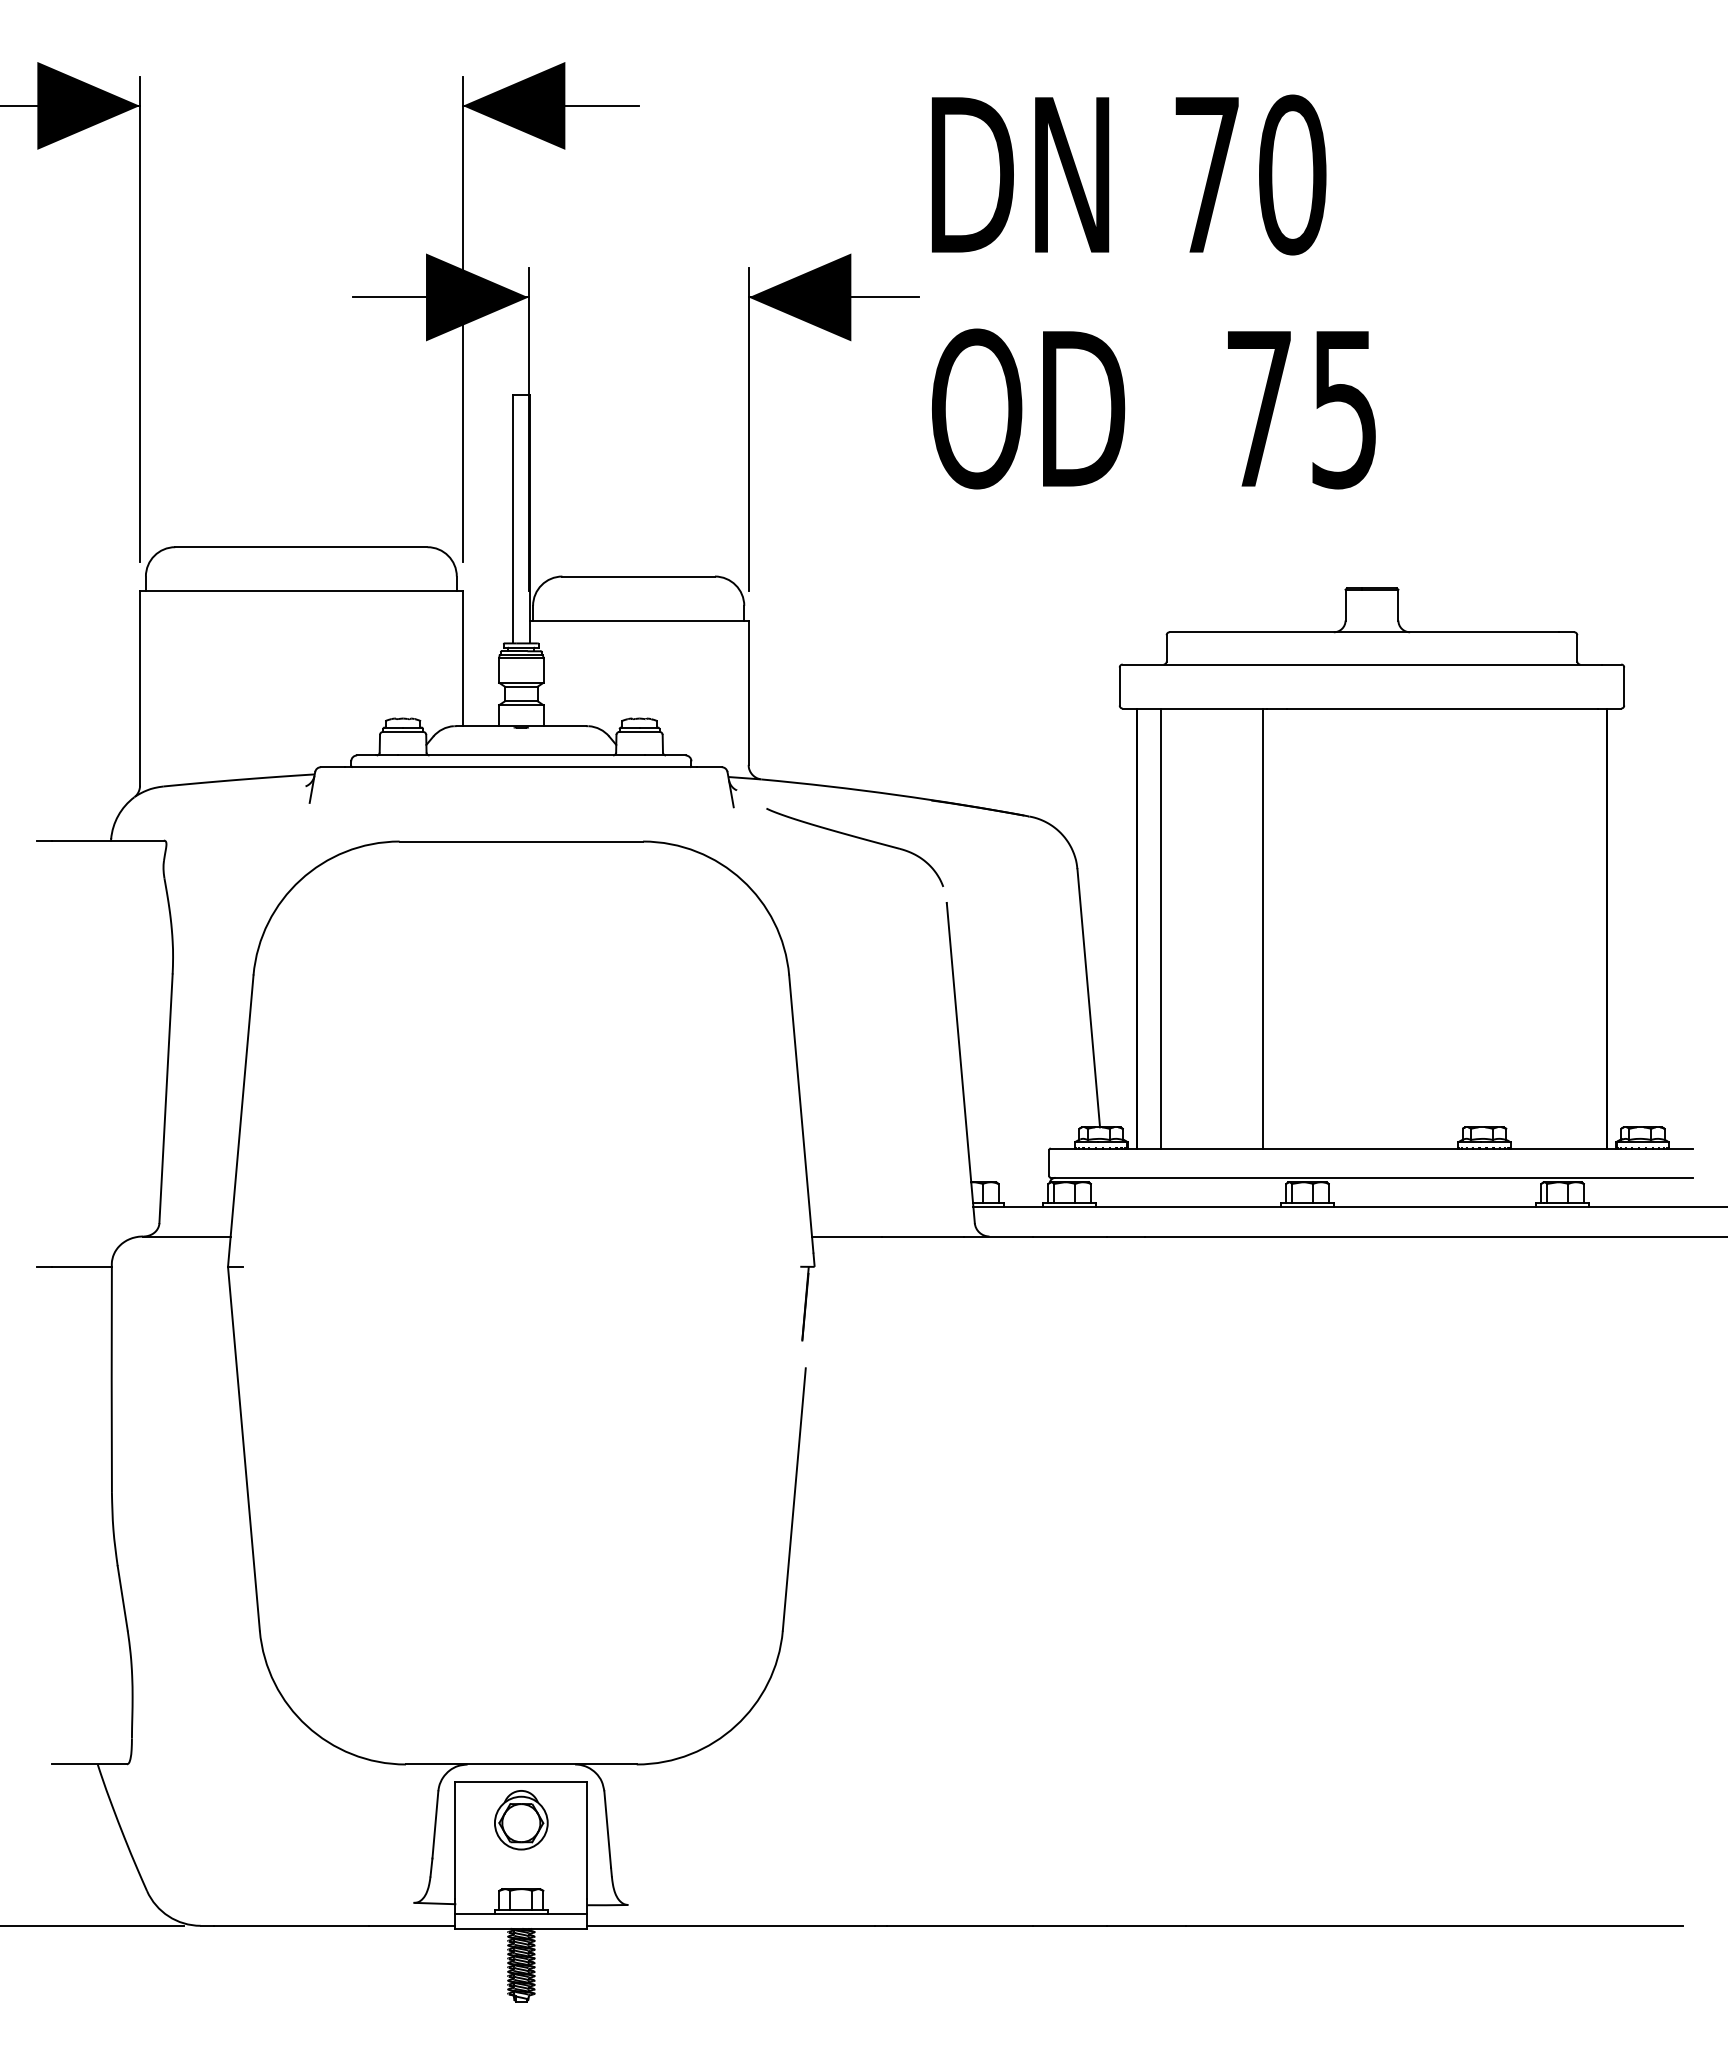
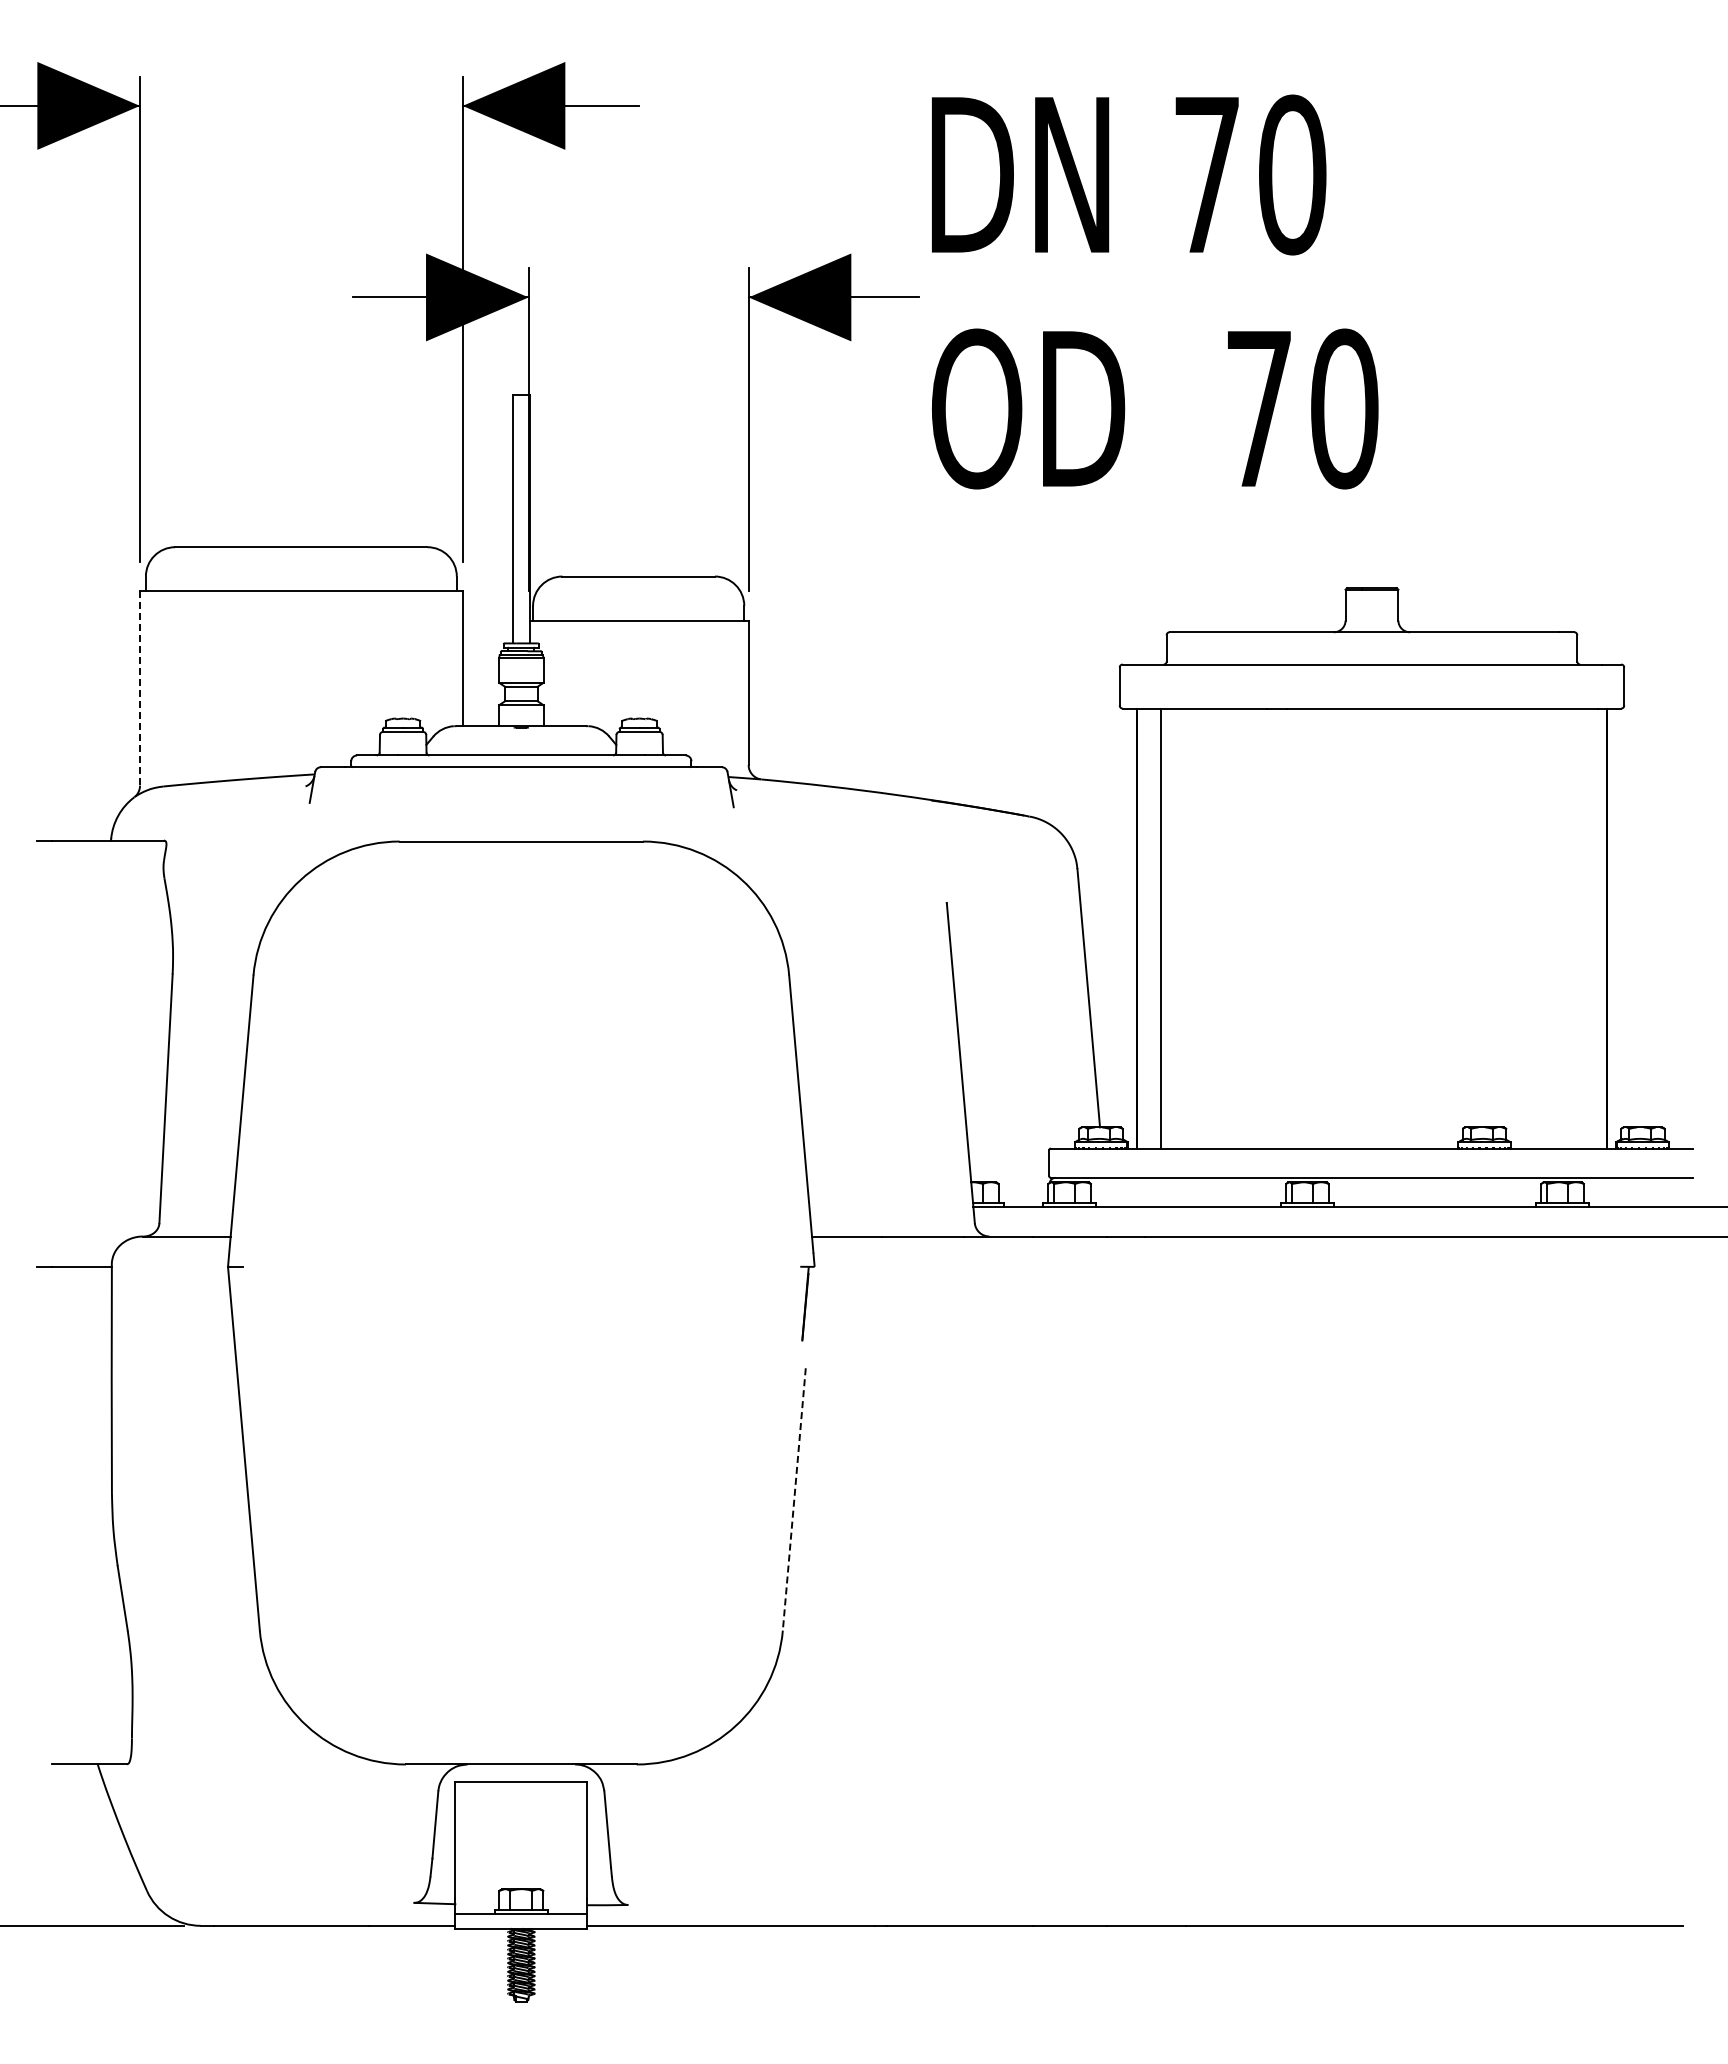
text: 75 -> 70 (1344, 408)
line: solid -> dashed (140, 688)
part: present -> none (856, 838)
line: present -> none (1262, 928)
line: solid -> dashed (794, 1499)
part: present -> none (521, 1820)
